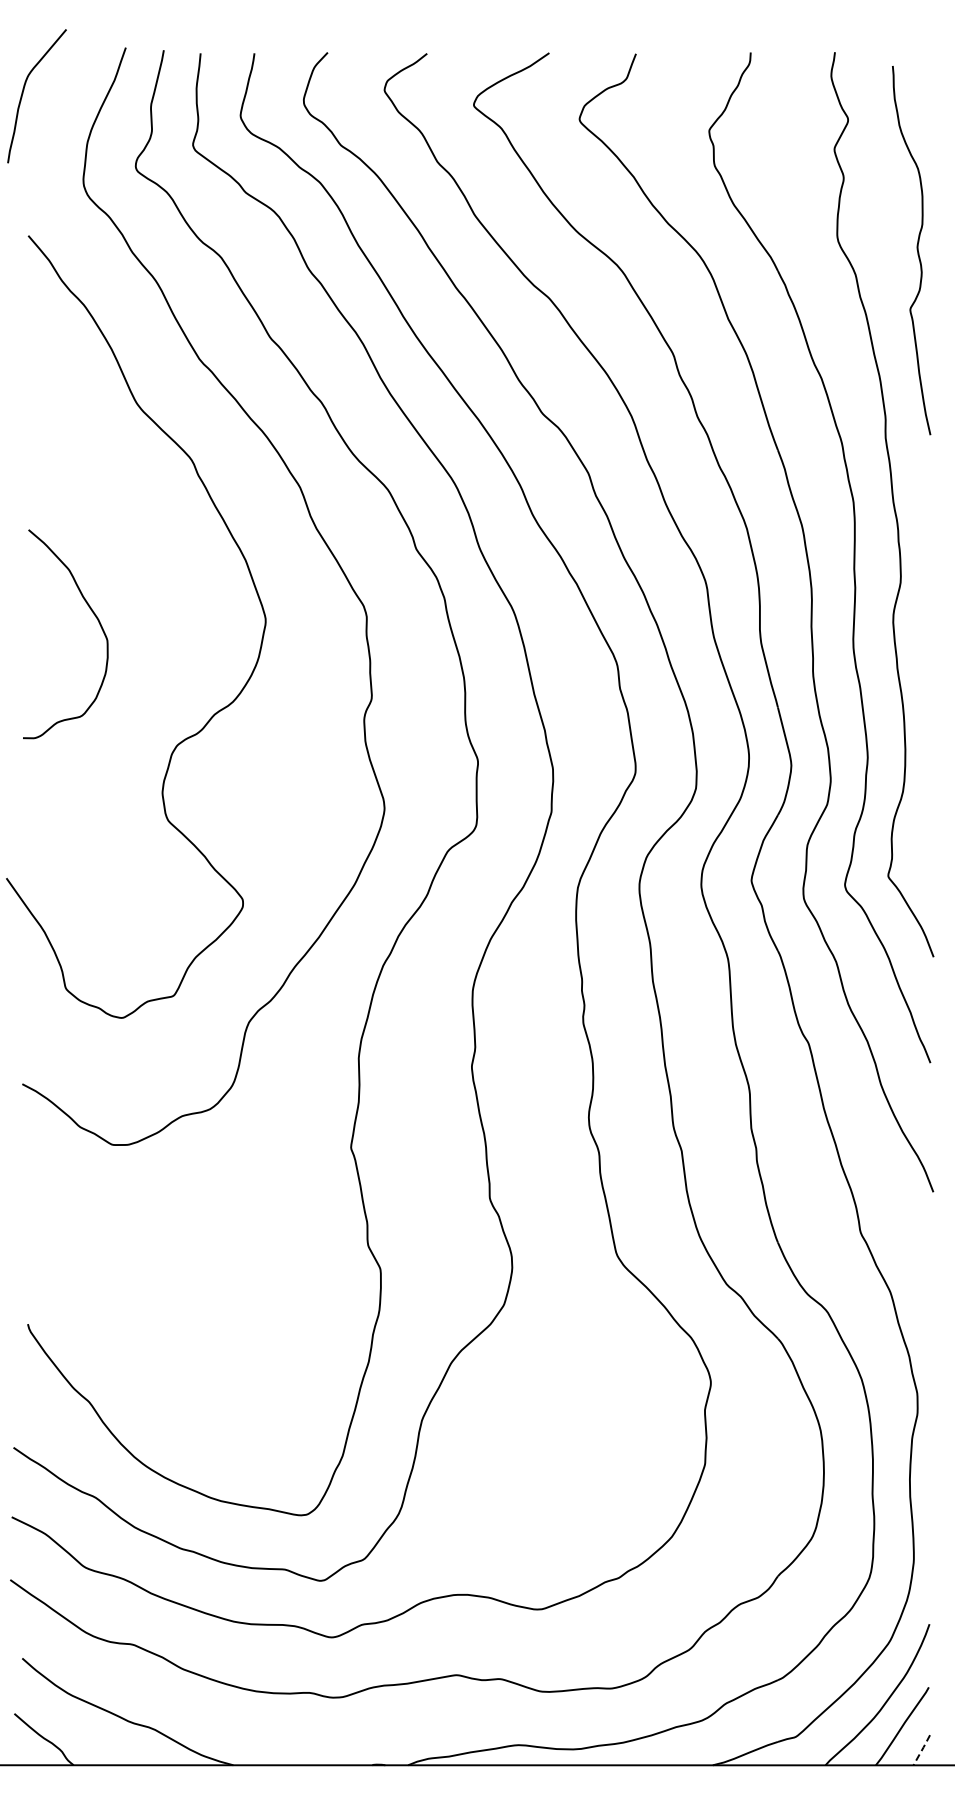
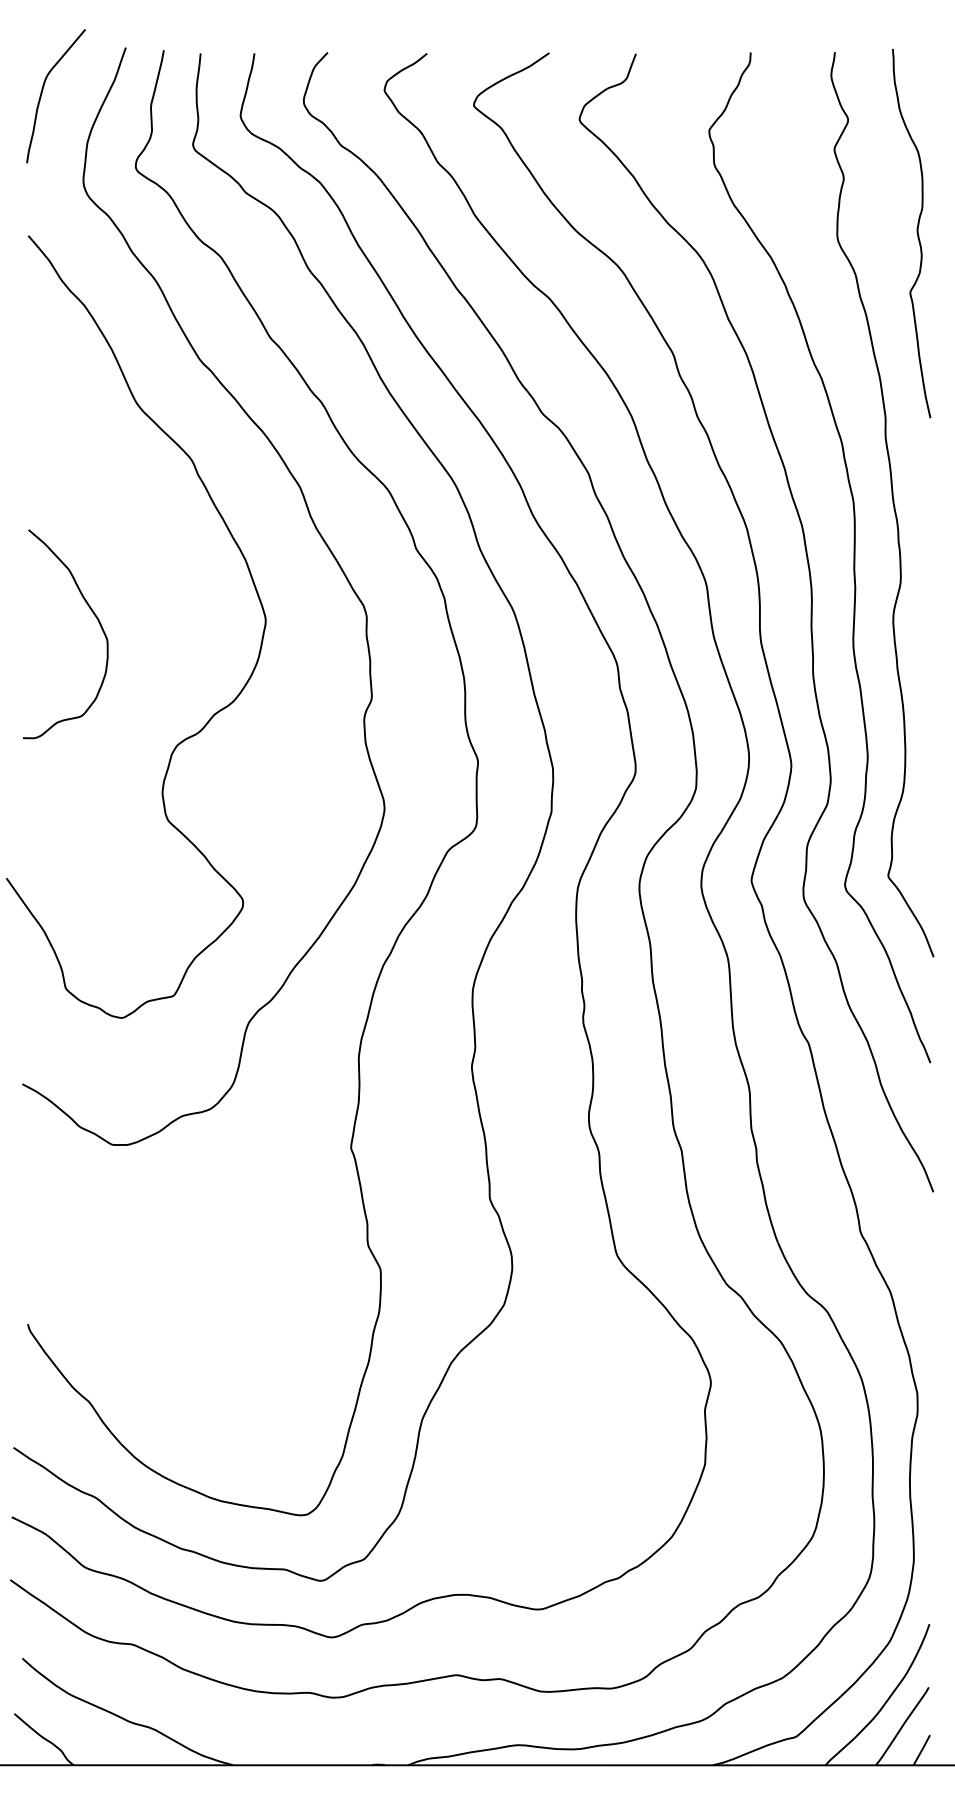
curve position: (23, 94) -> (42, 94) (42, 94)
curve position: (916, 249) -> (916, 232) (916, 232)
line: dashed -> solid (921, 1750)
